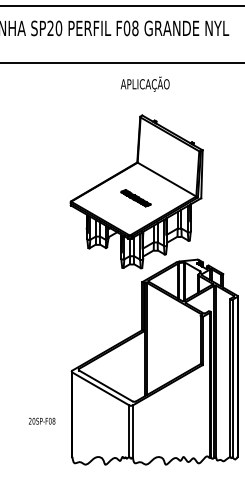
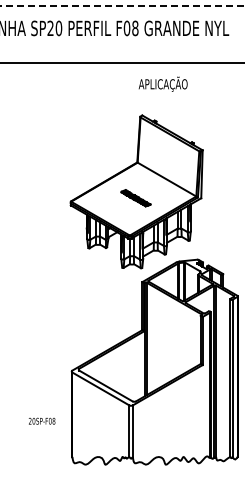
line: solid -> dashed (122, 5)
text position: (144, 83) -> (162, 83) (162, 83)
